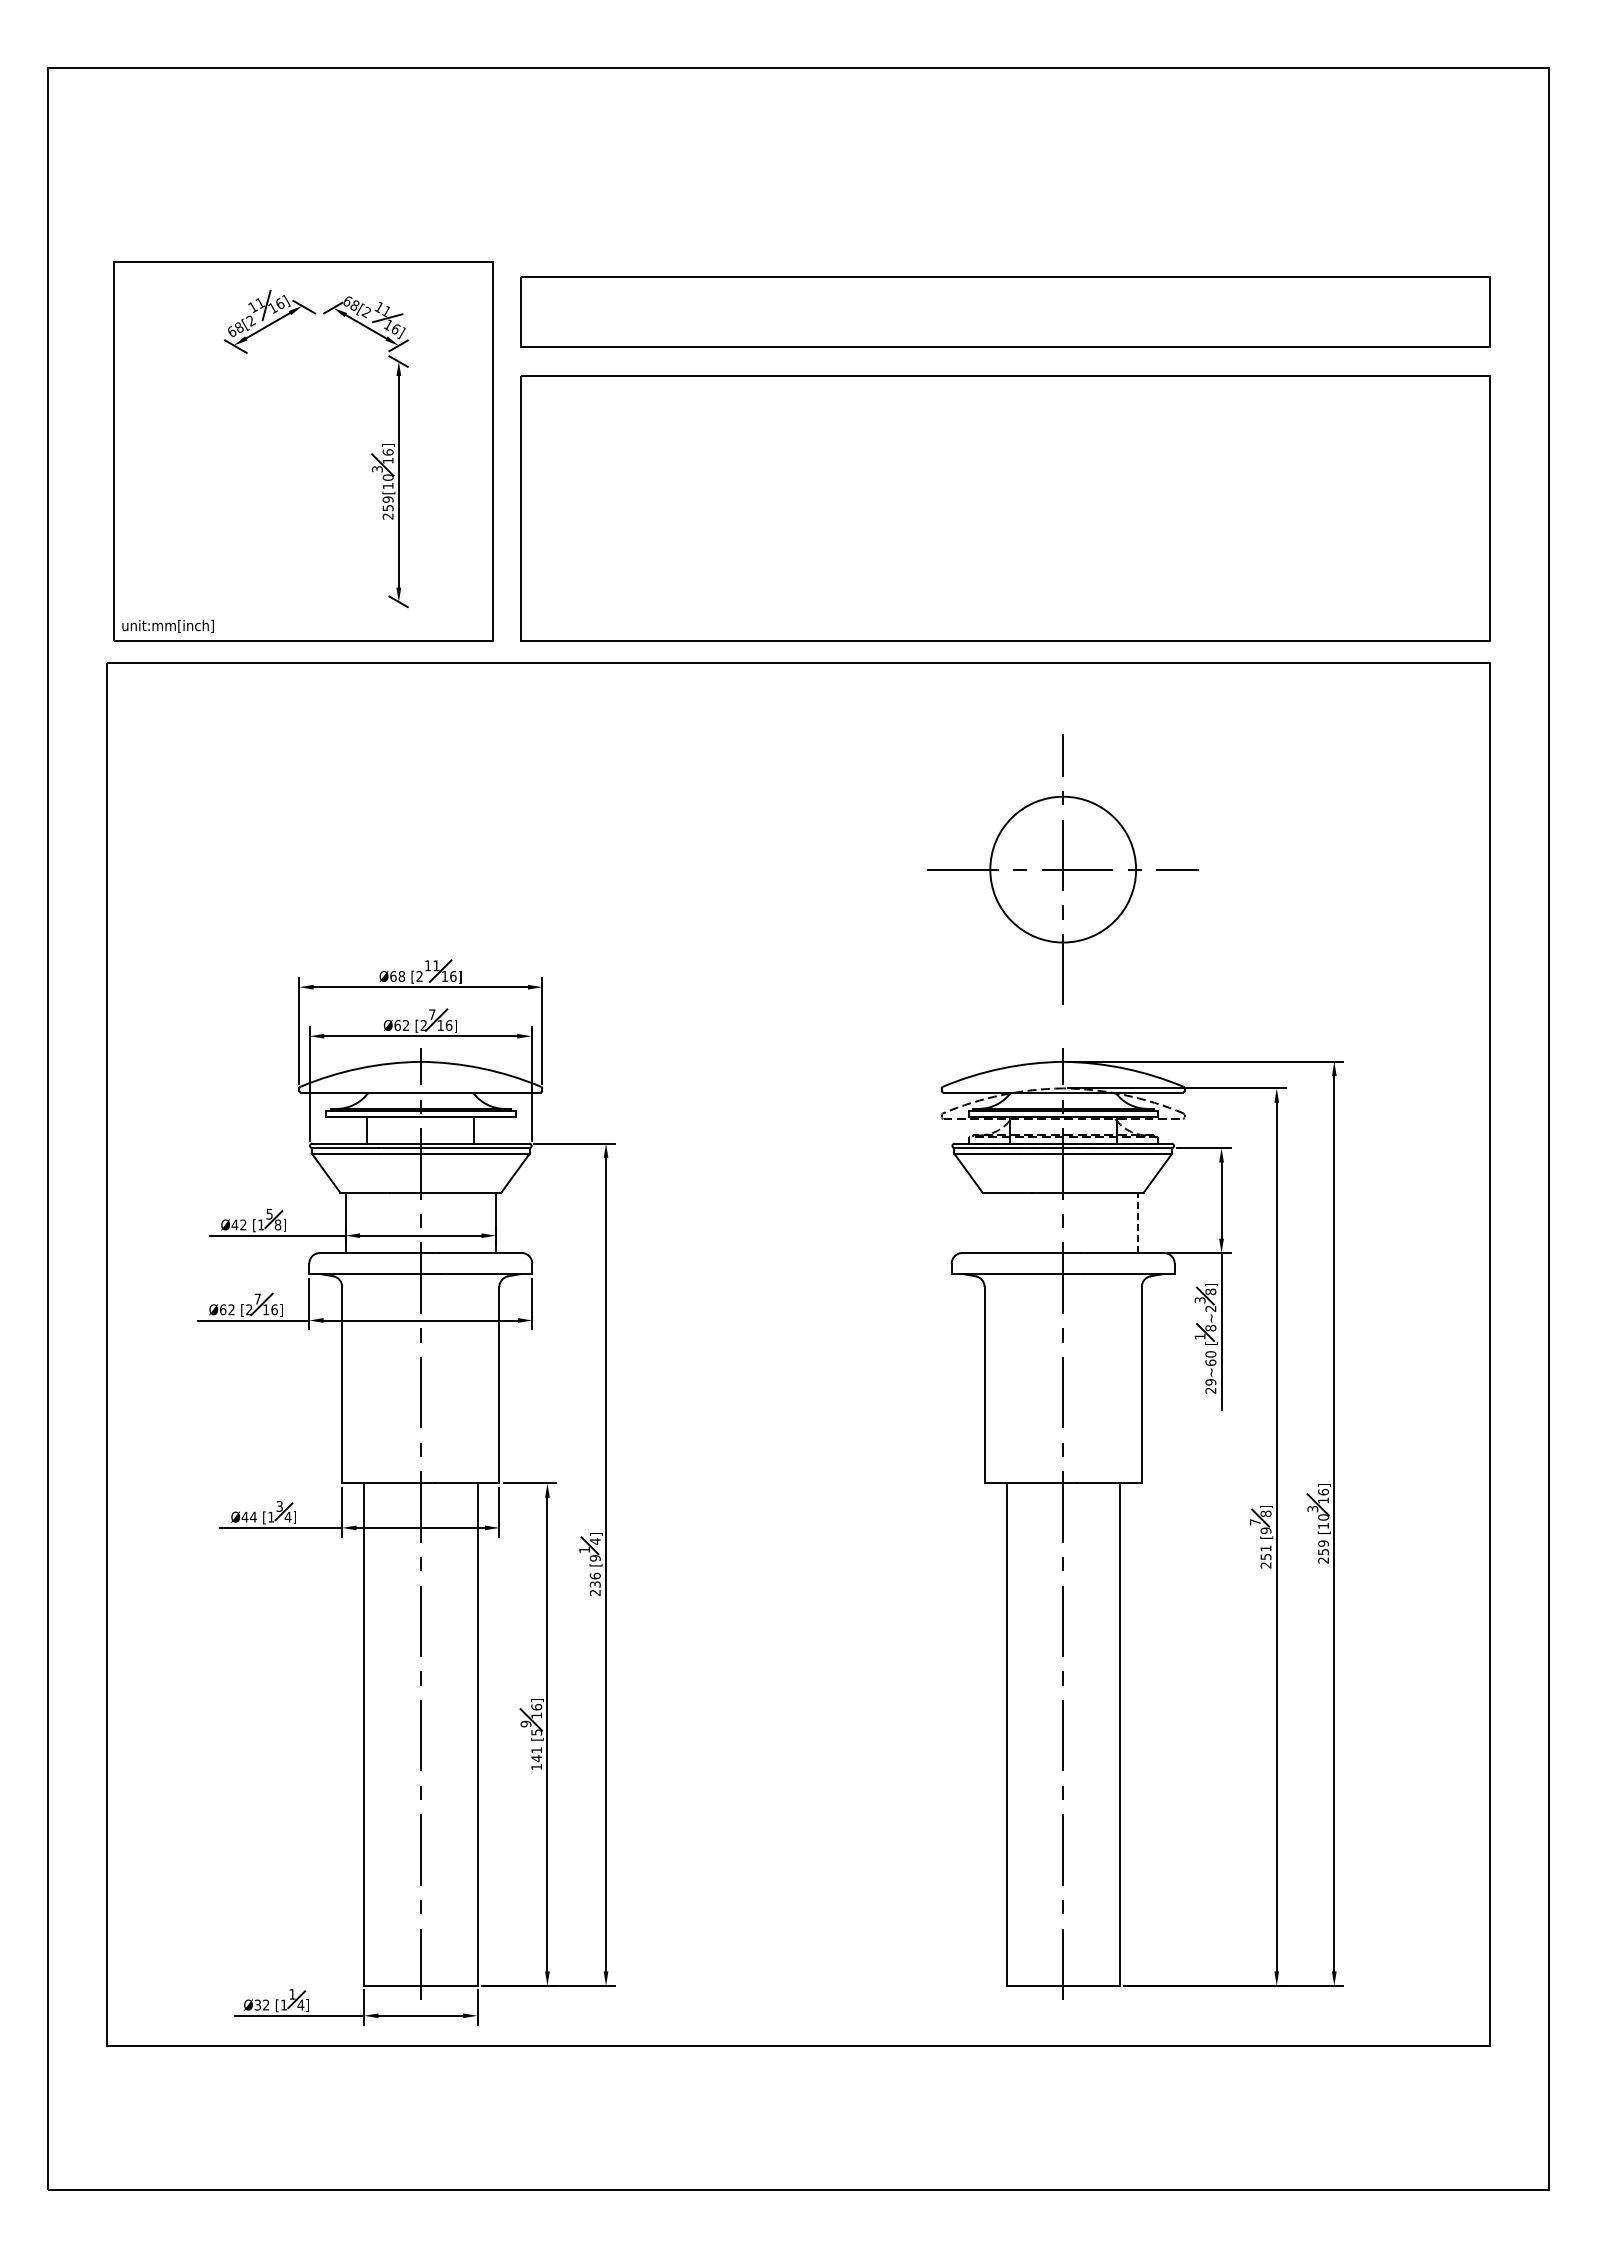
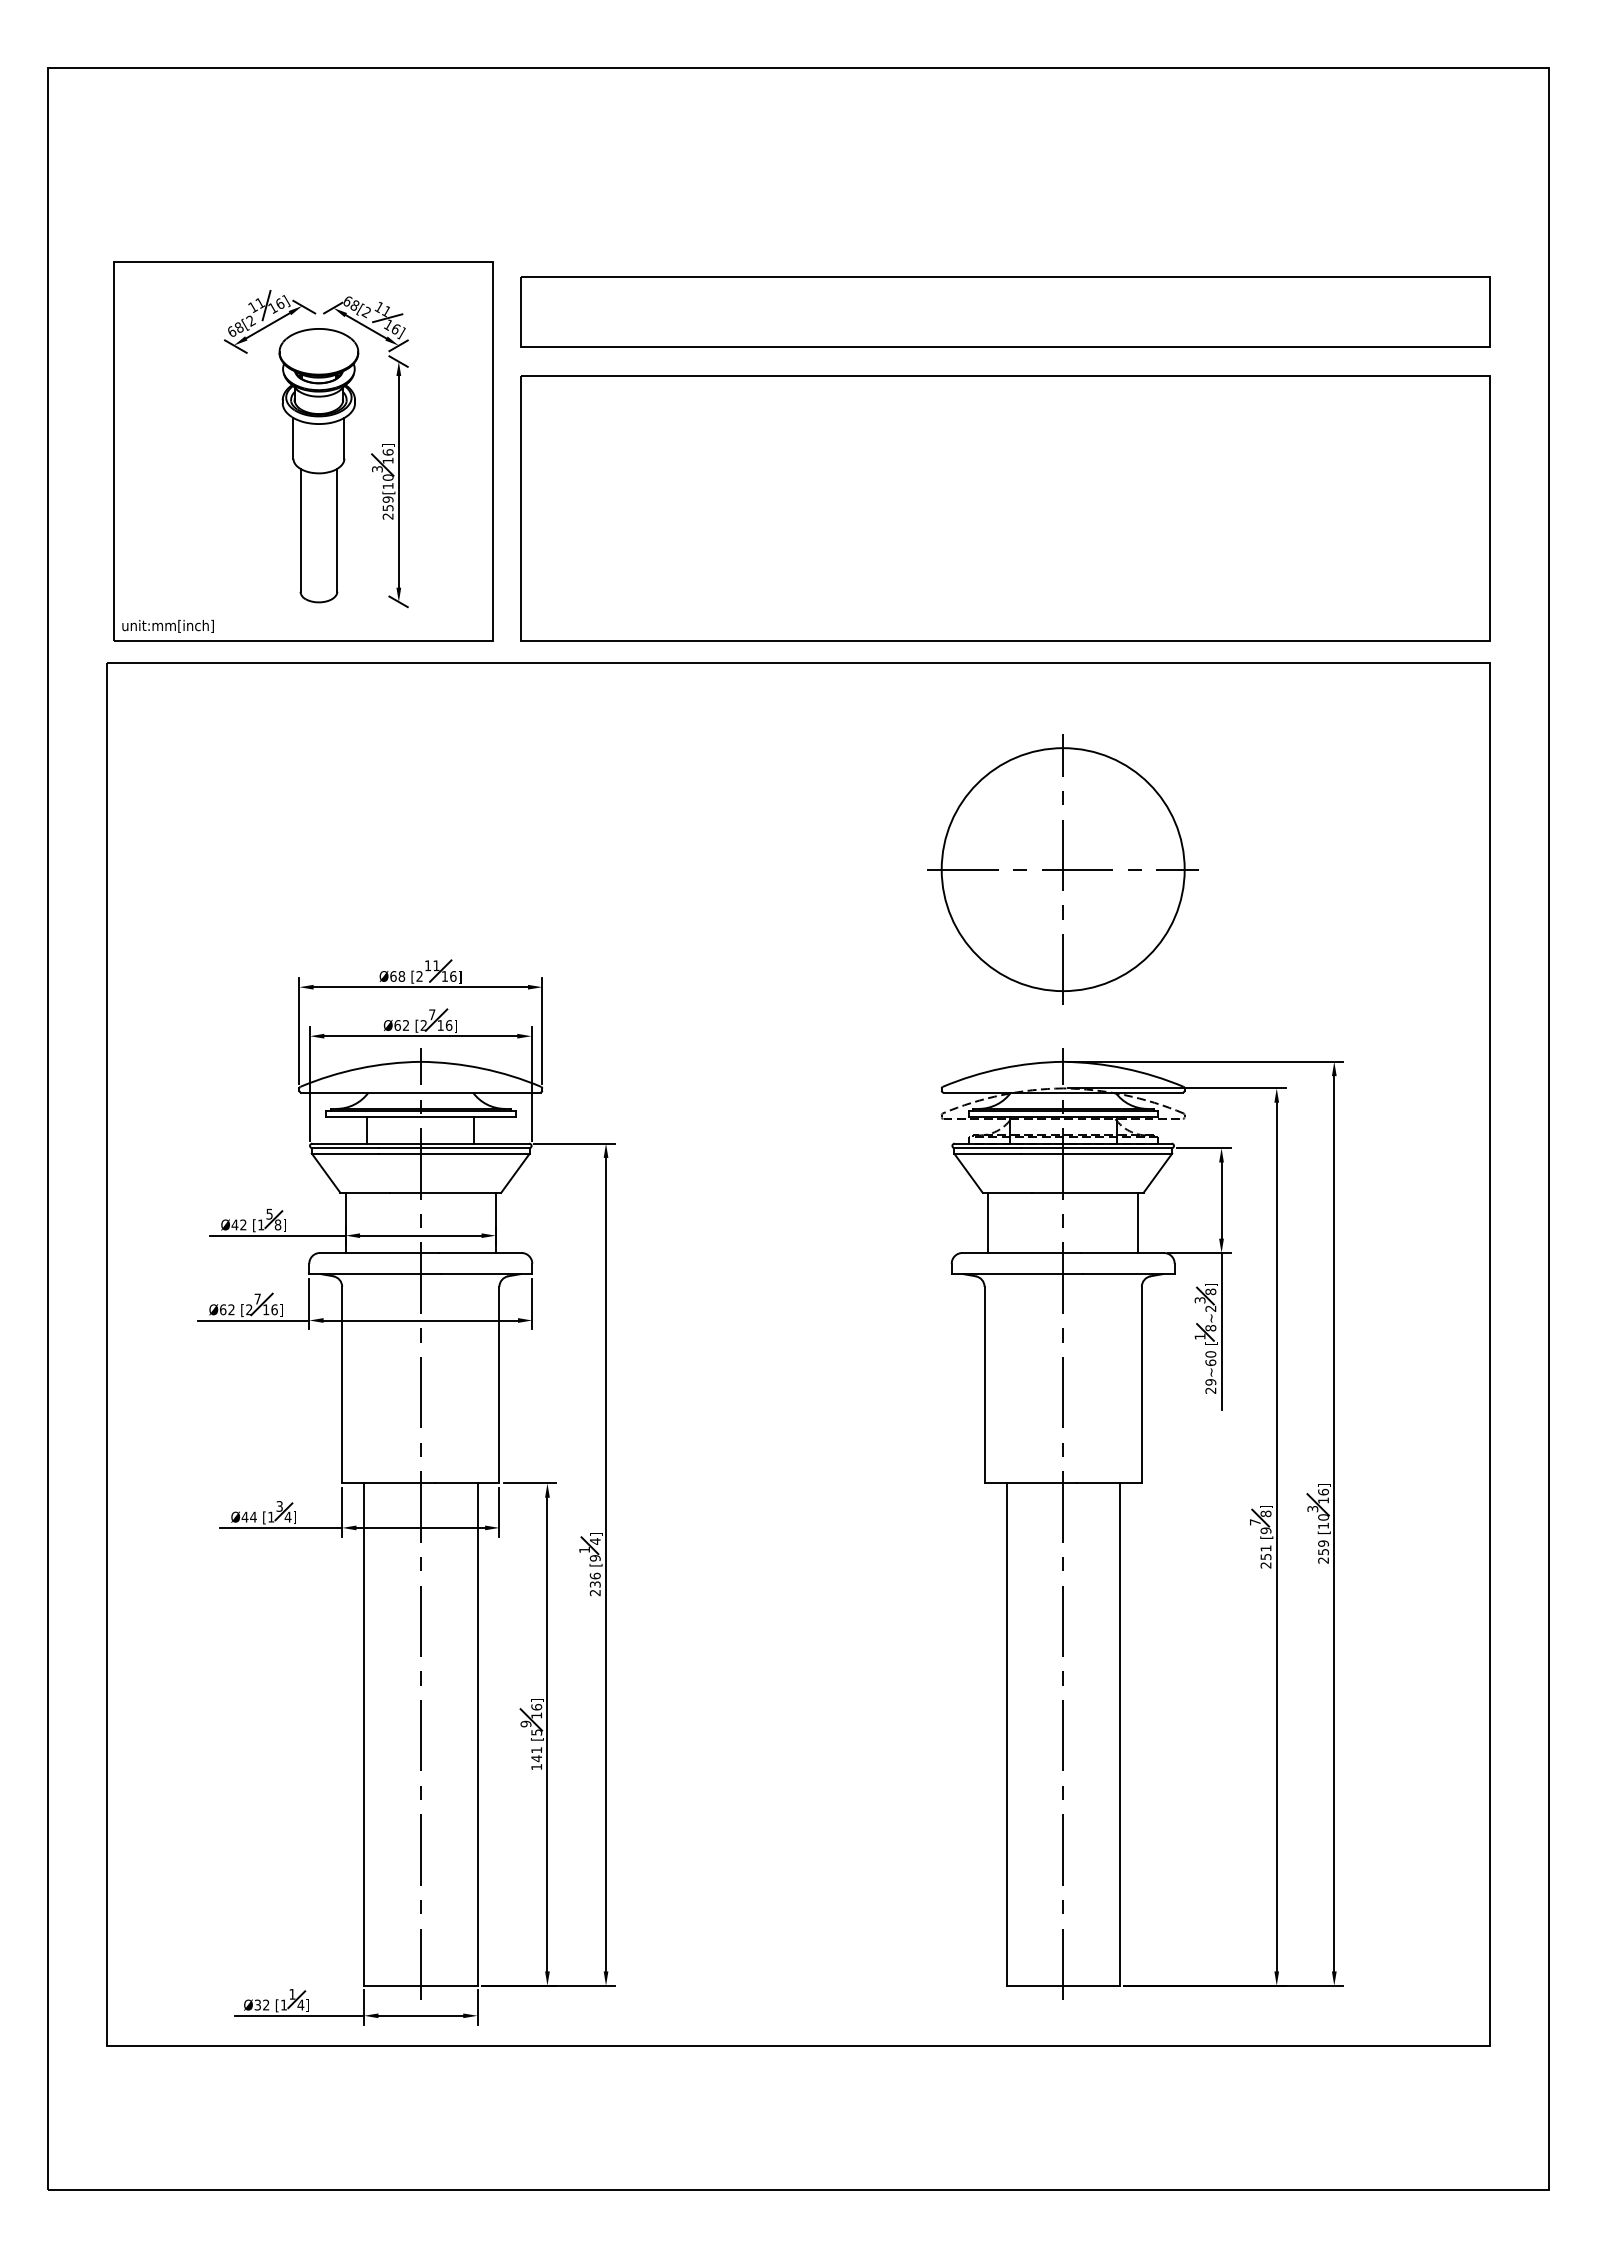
part: none -> present (318, 465)
circle diameter: 146 px -> 243 px (1062, 869)
line: none -> present (988, 1222)
line: dashed -> solid (1138, 1222)
